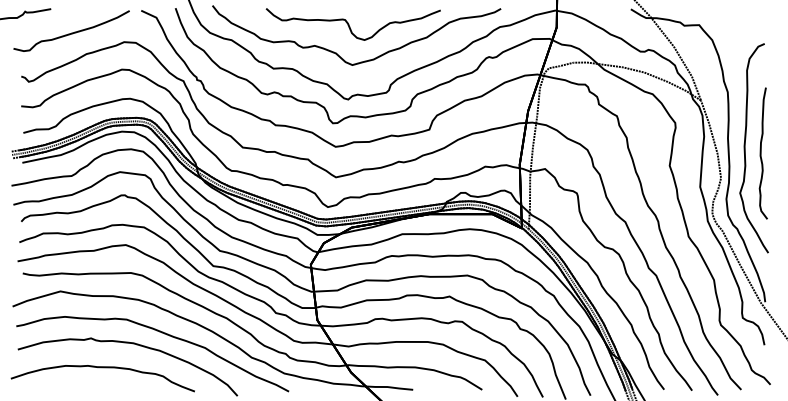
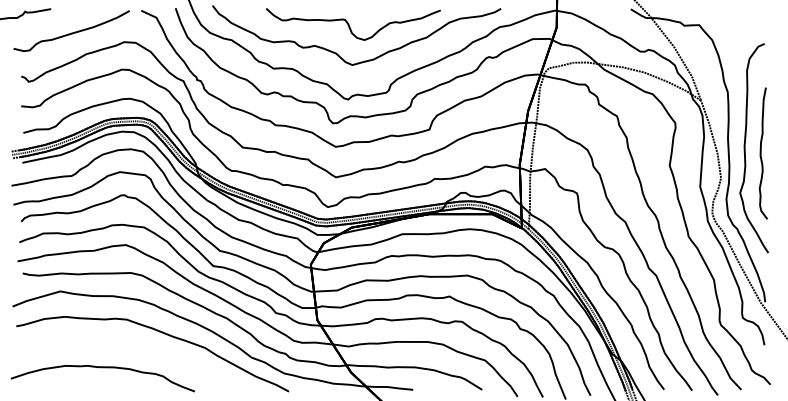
part: present -> none (132, 344)
